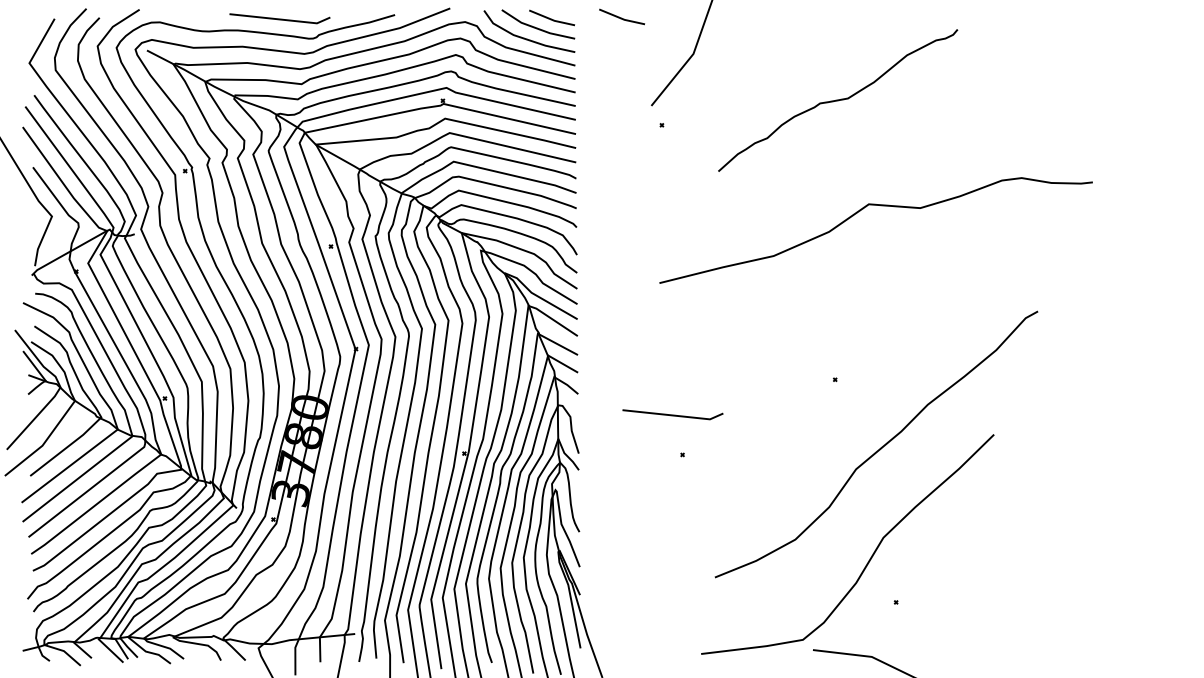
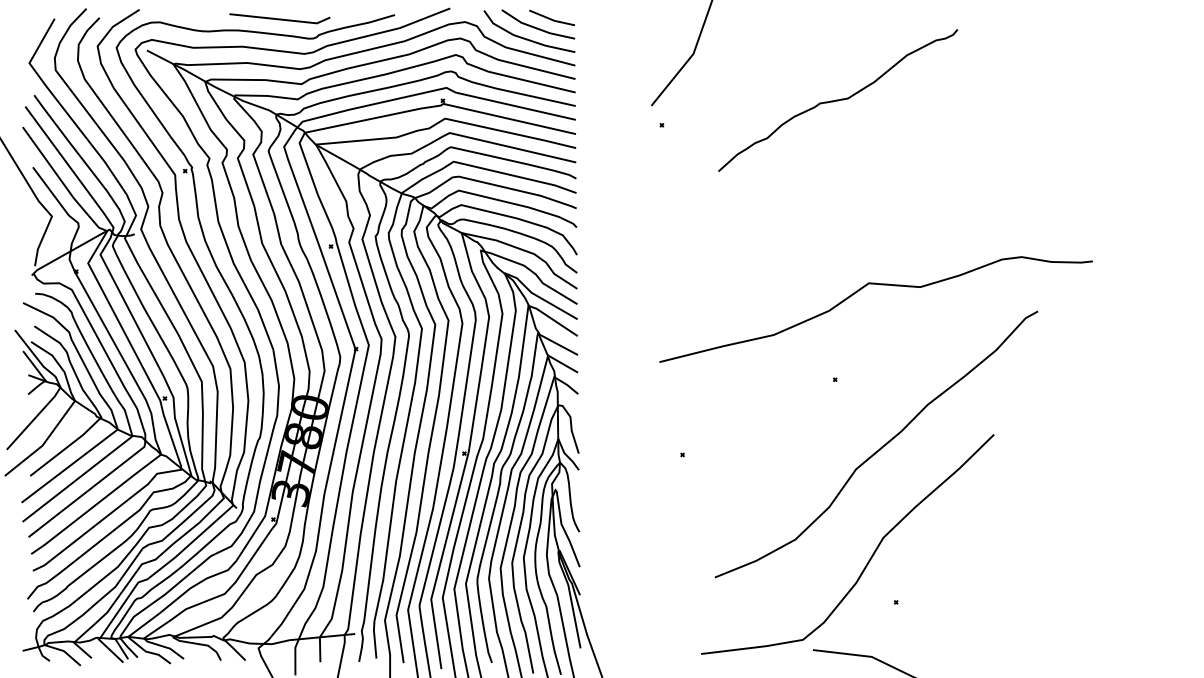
line: present -> none (621, 17)
curve position: (863, 209) -> (863, 288) (863, 288)
line: present -> none (672, 414)
